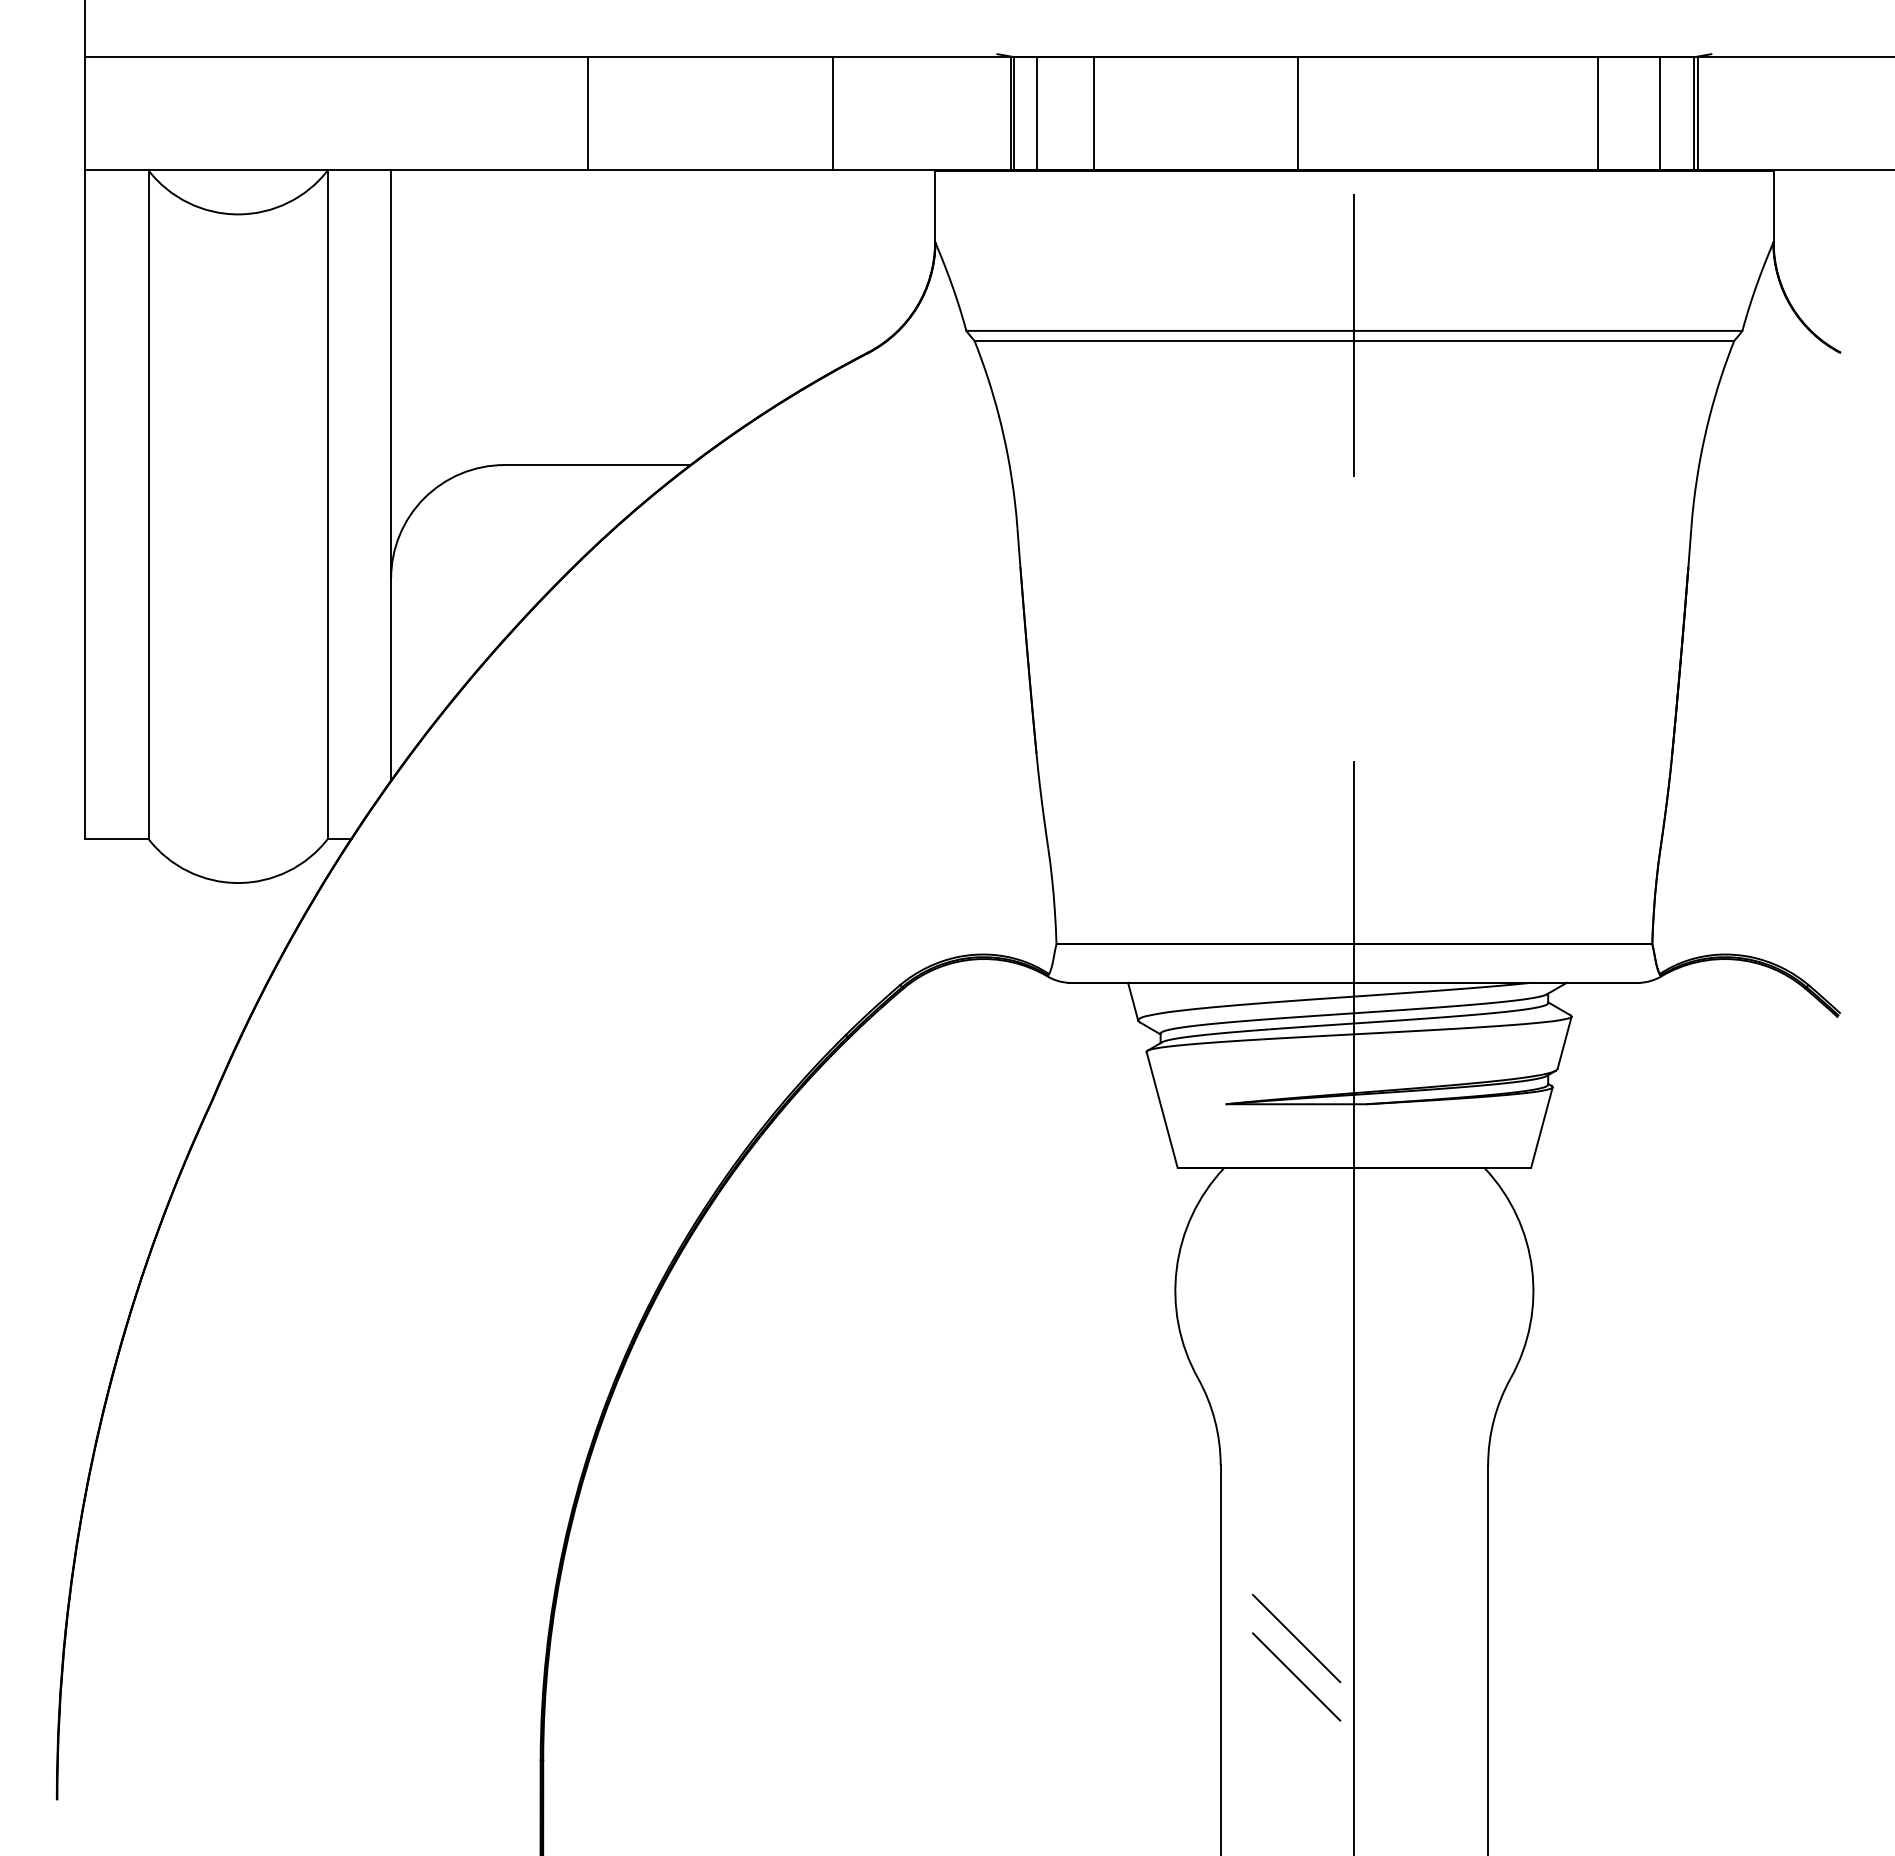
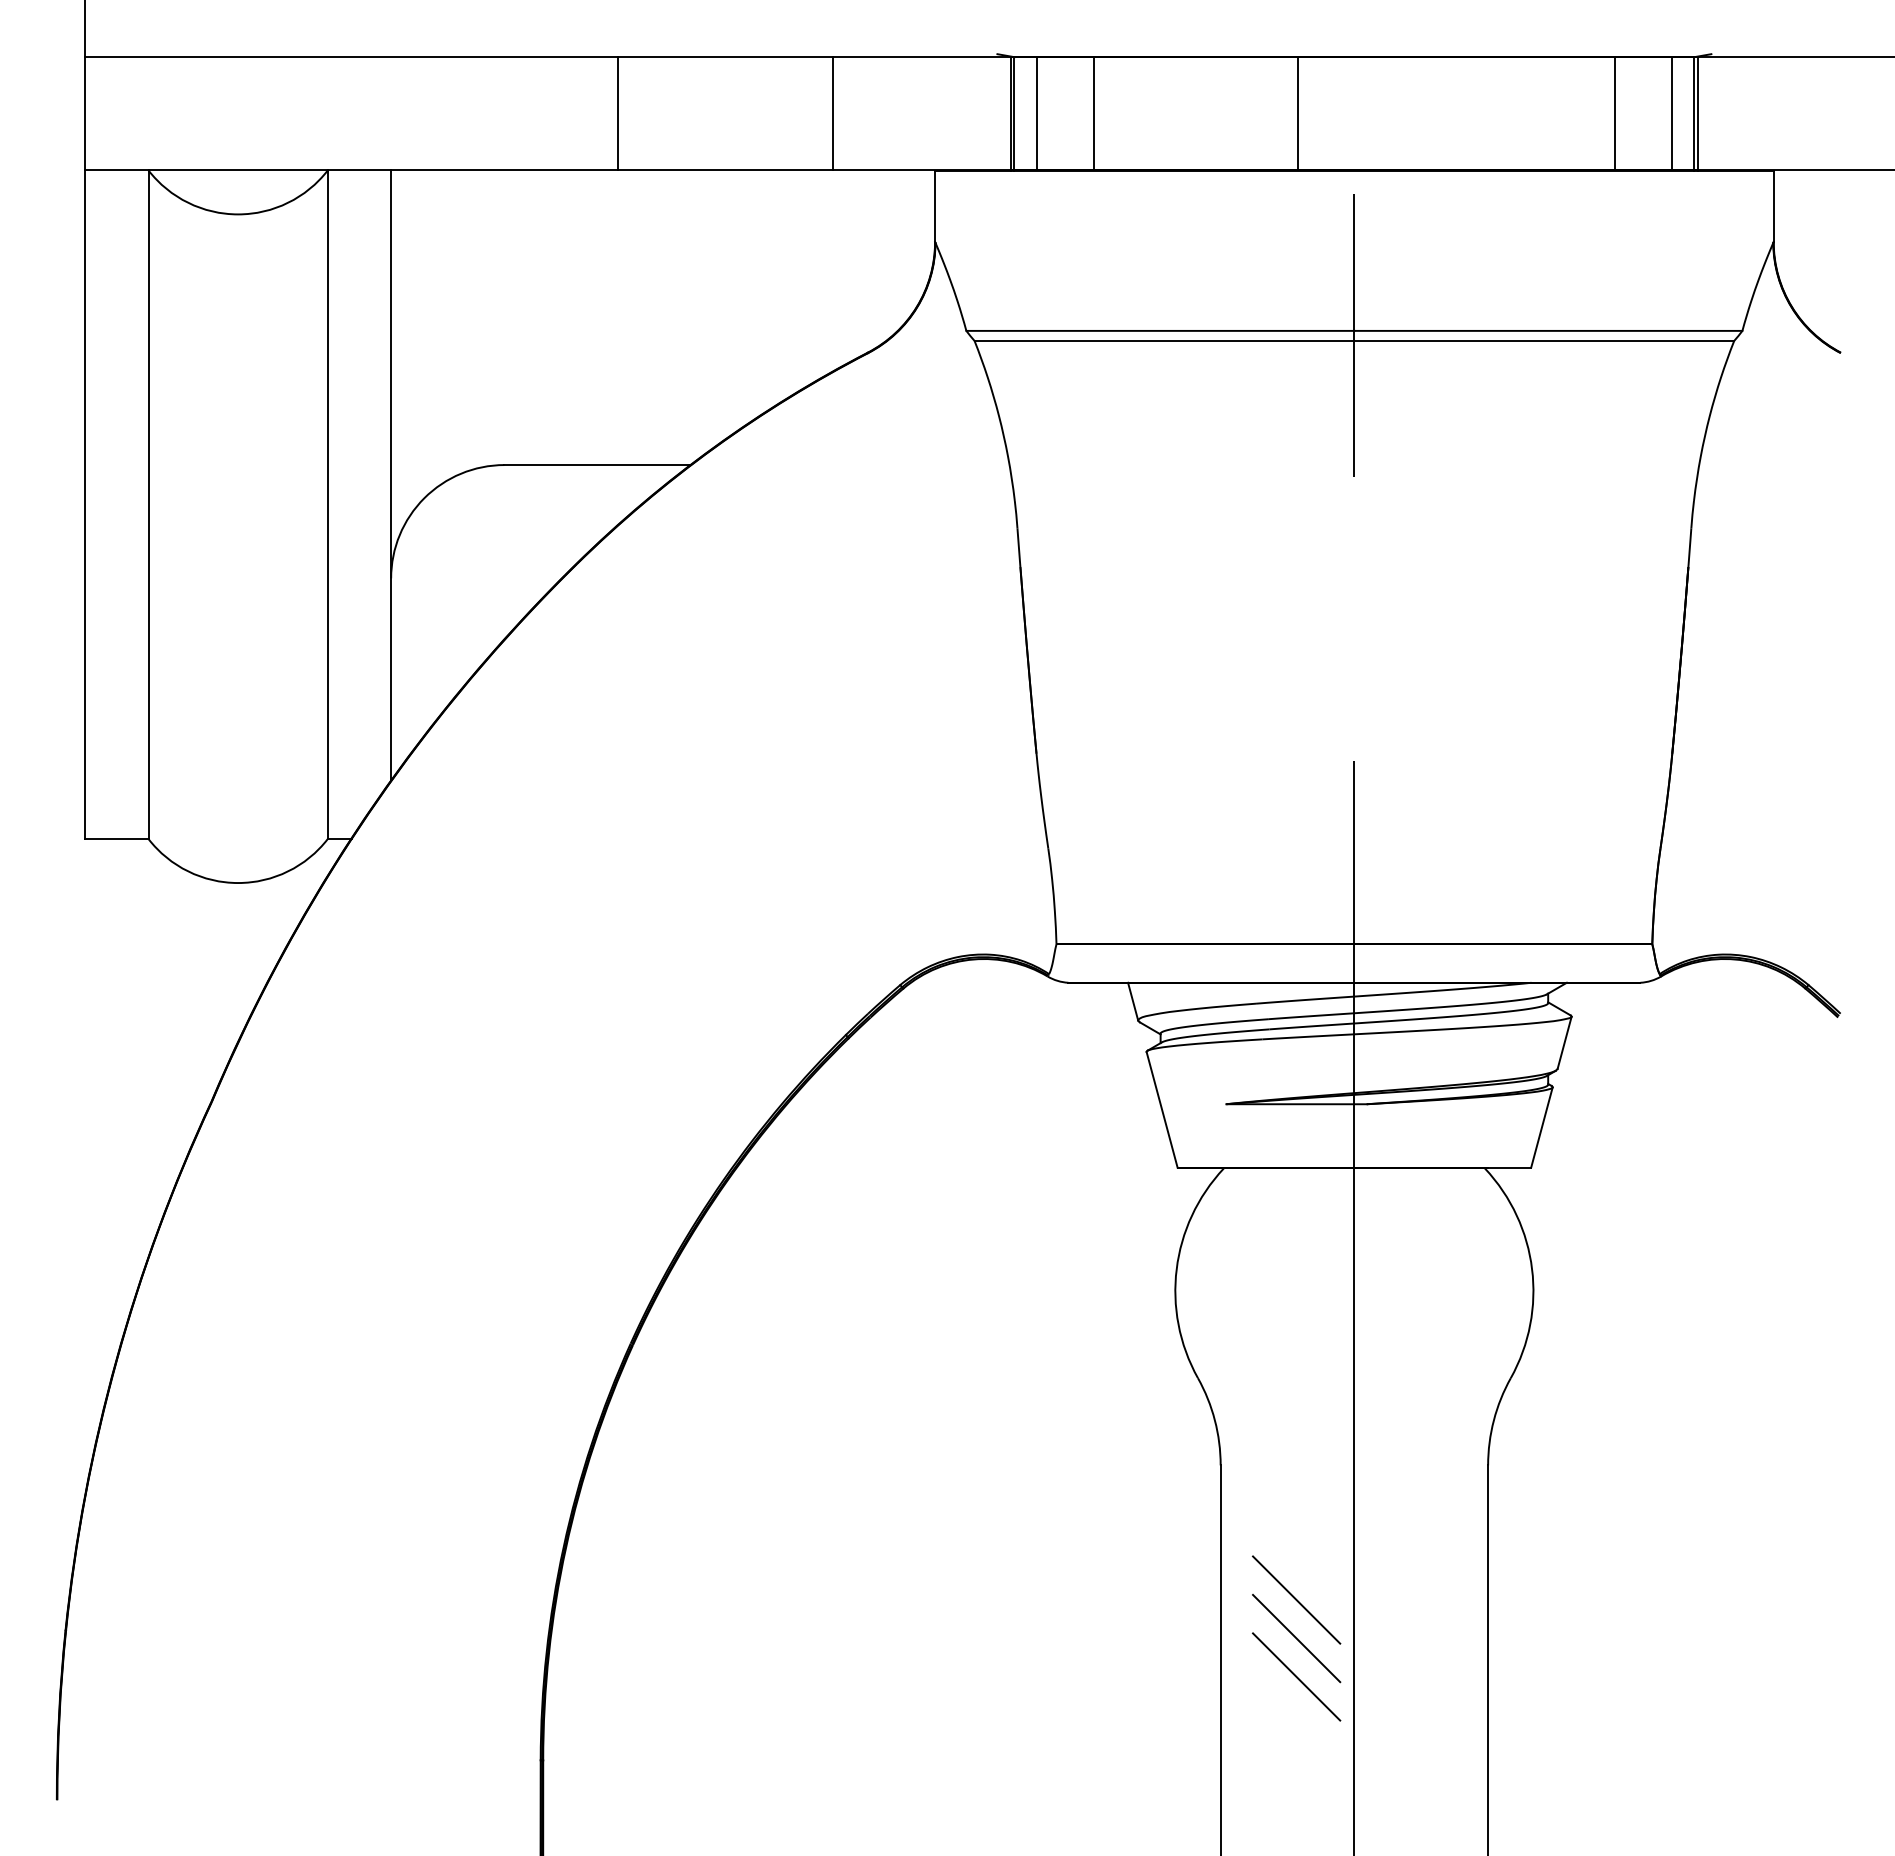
line position: (587, 113) -> (617, 113) (617, 113)
line position: (1598, 113) -> (1615, 113) (1615, 113)
line position: (1659, 113) -> (1671, 113) (1671, 113)
line: none -> present (1296, 1599)
